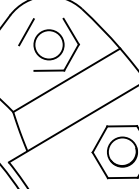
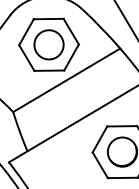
line: none -> present (48, 18)
line: none -> present (125, 19)
line: none -> present (26, 57)
